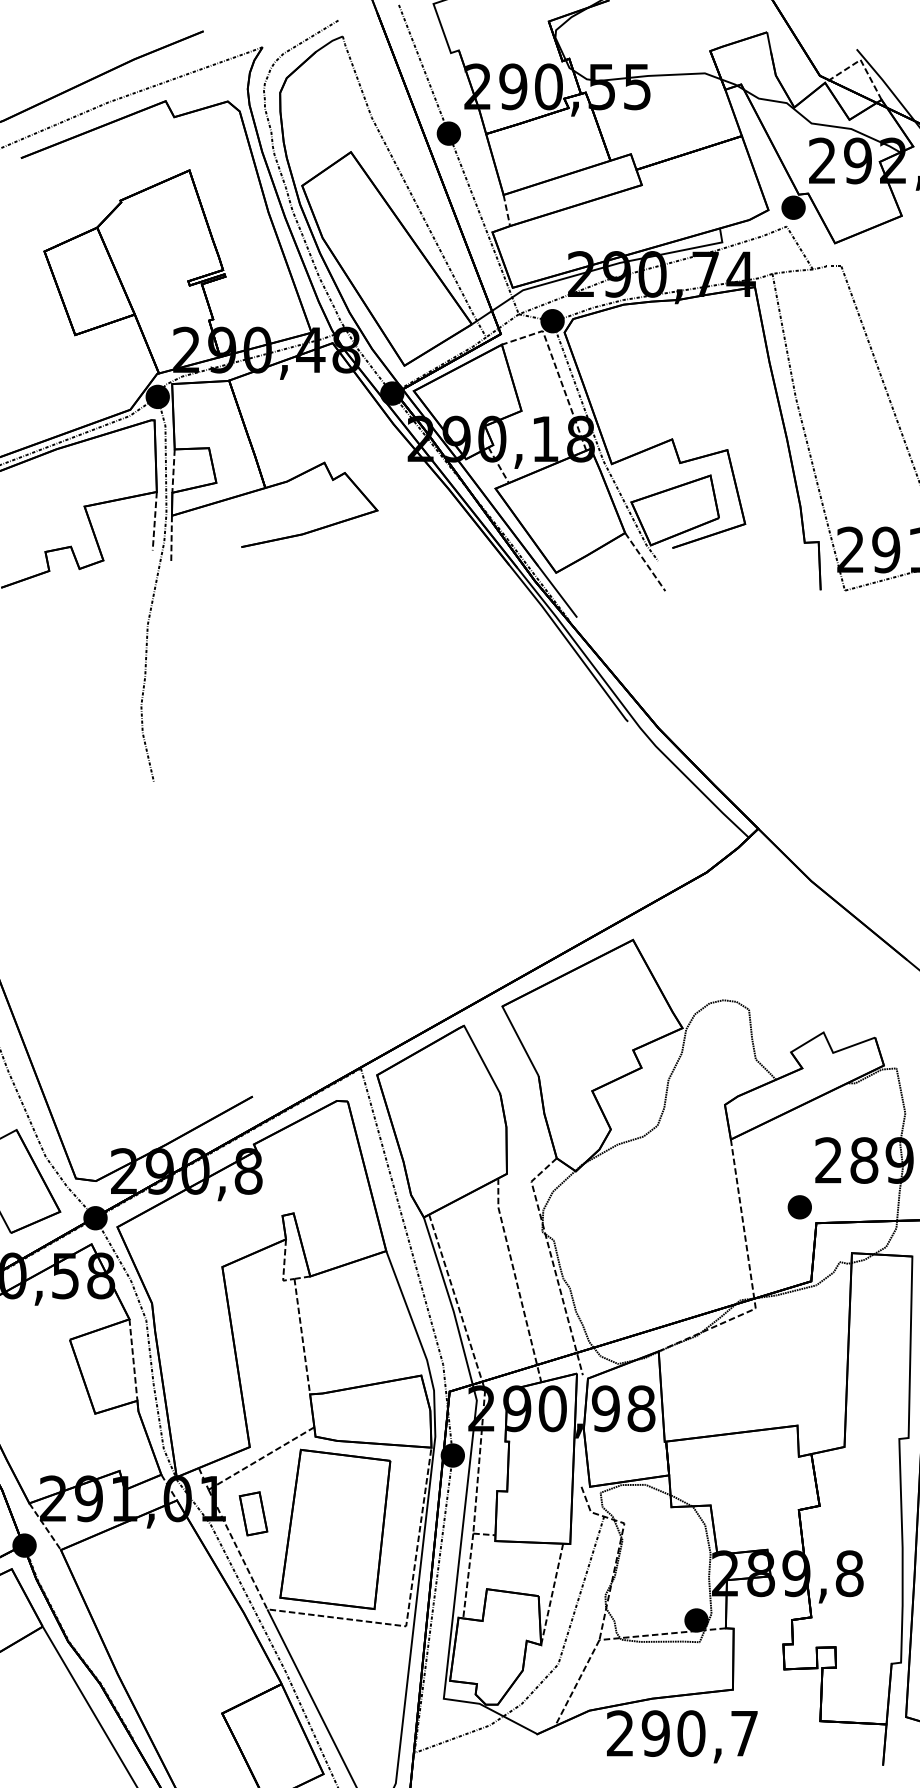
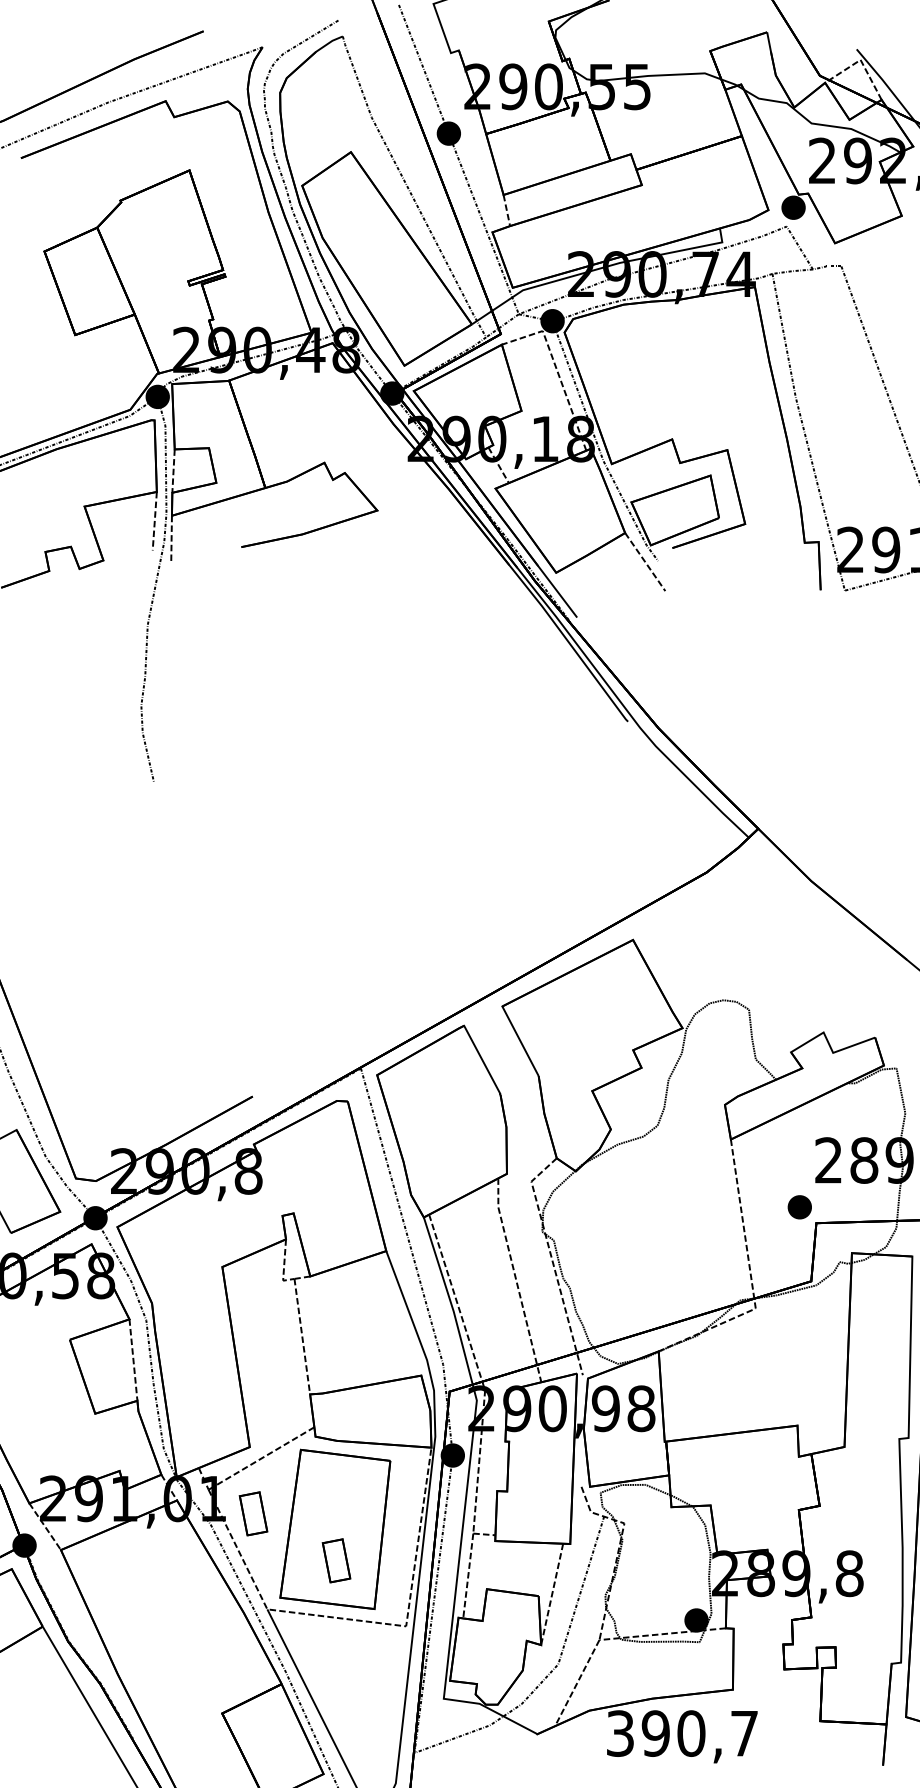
part: none -> present (336, 1560)
text: 290,7 -> 390,7 (620, 1733)
